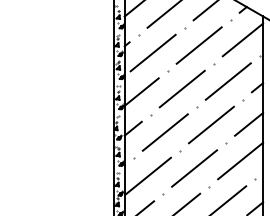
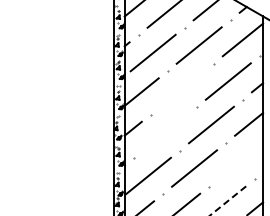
line: present -> none (181, 88)
line: present -> none (164, 132)
line: present -> none (240, 160)
line: solid -> dashed (227, 201)
